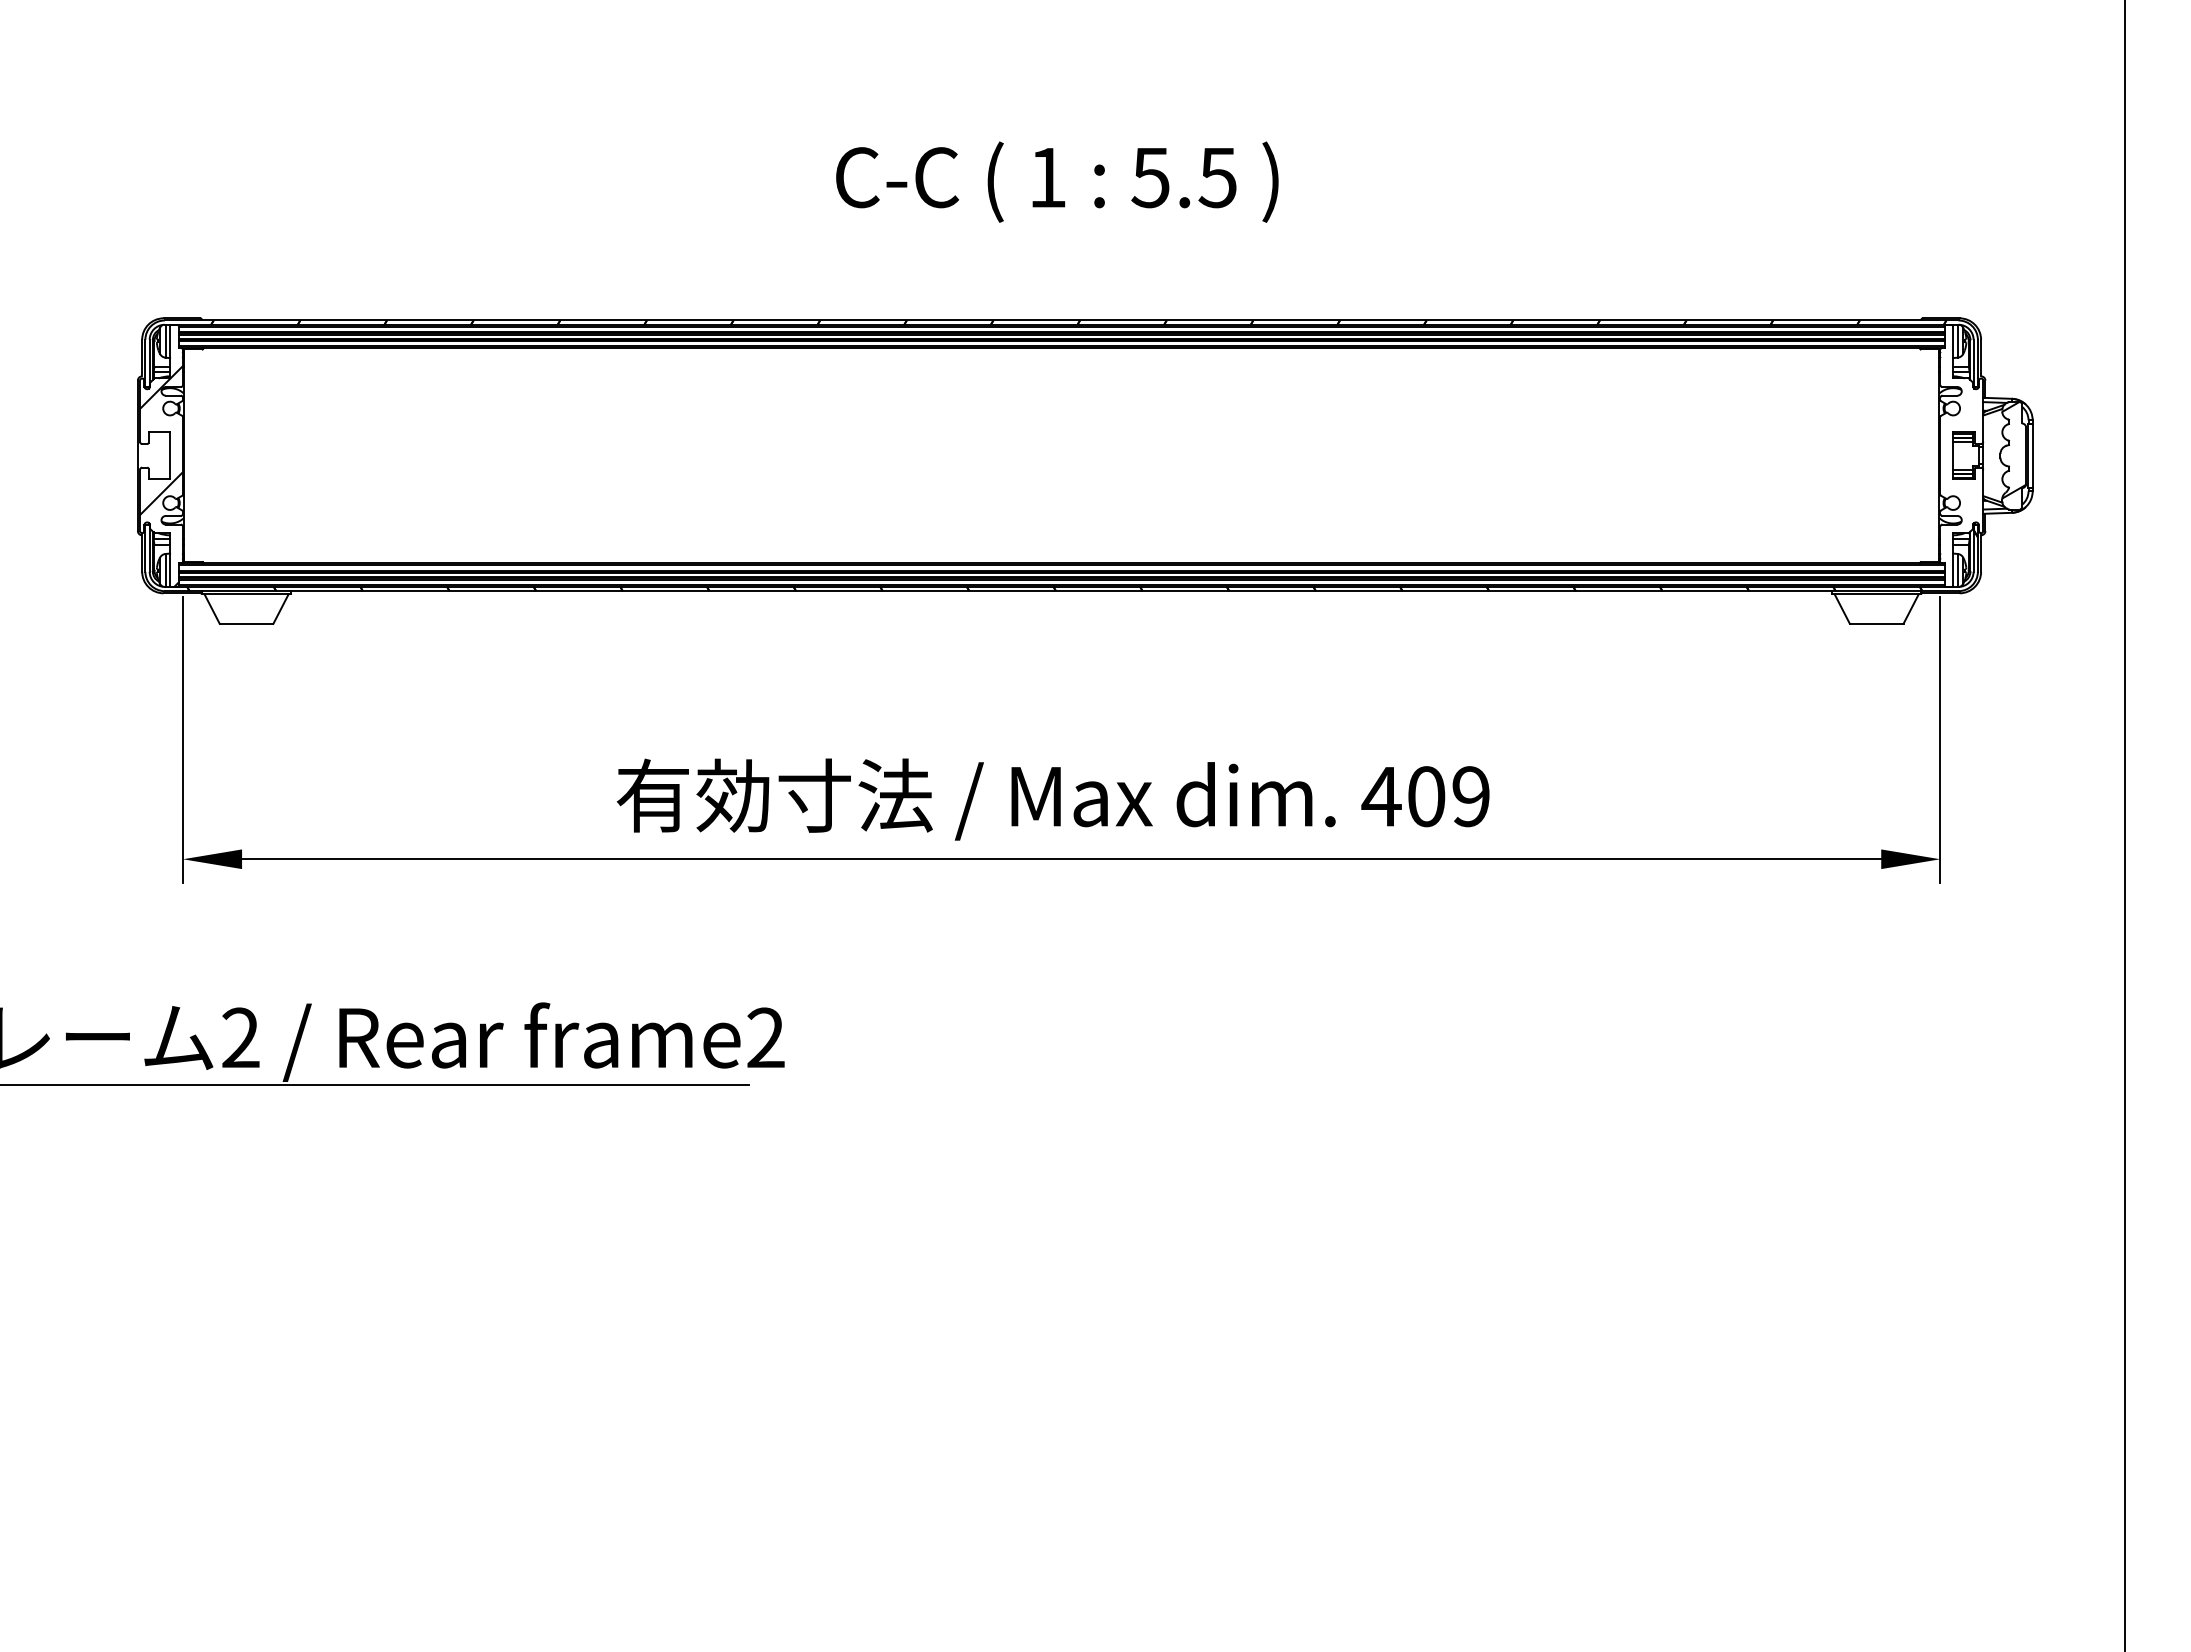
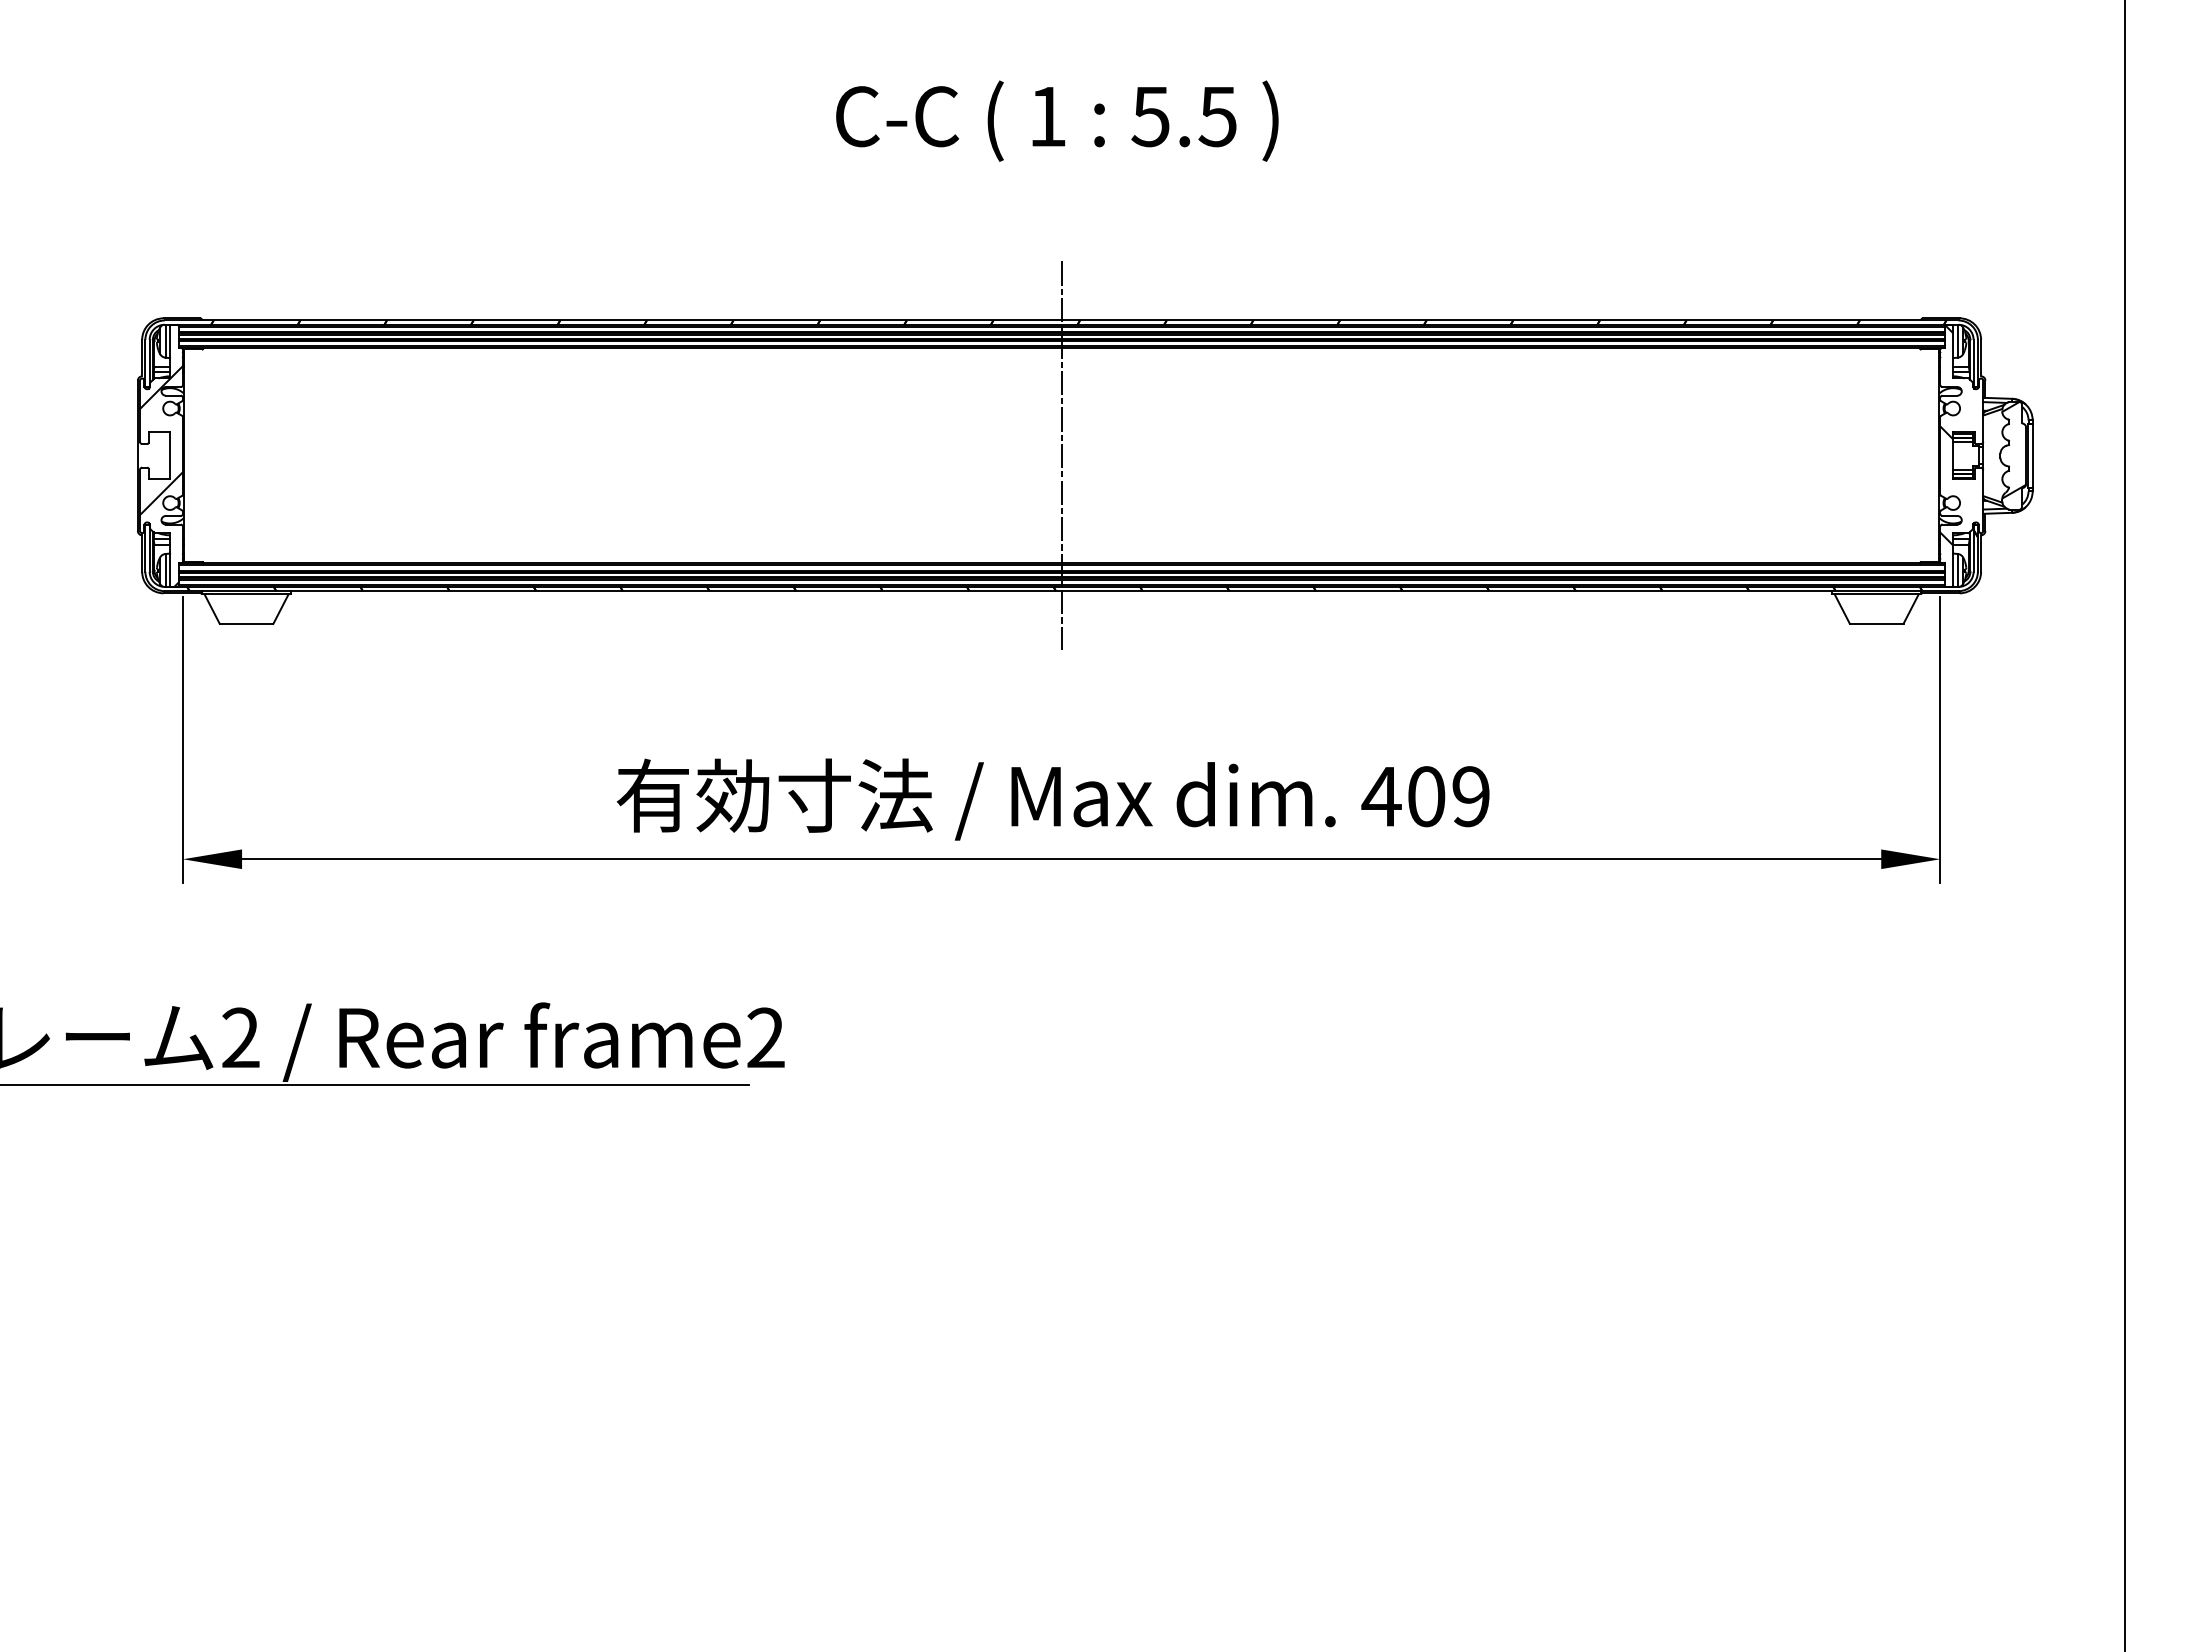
text position: (1057, 181) -> (1057, 120) (1057, 120)
hatch: none -> present (1961, 435)
line: none -> present (1061, 455)
